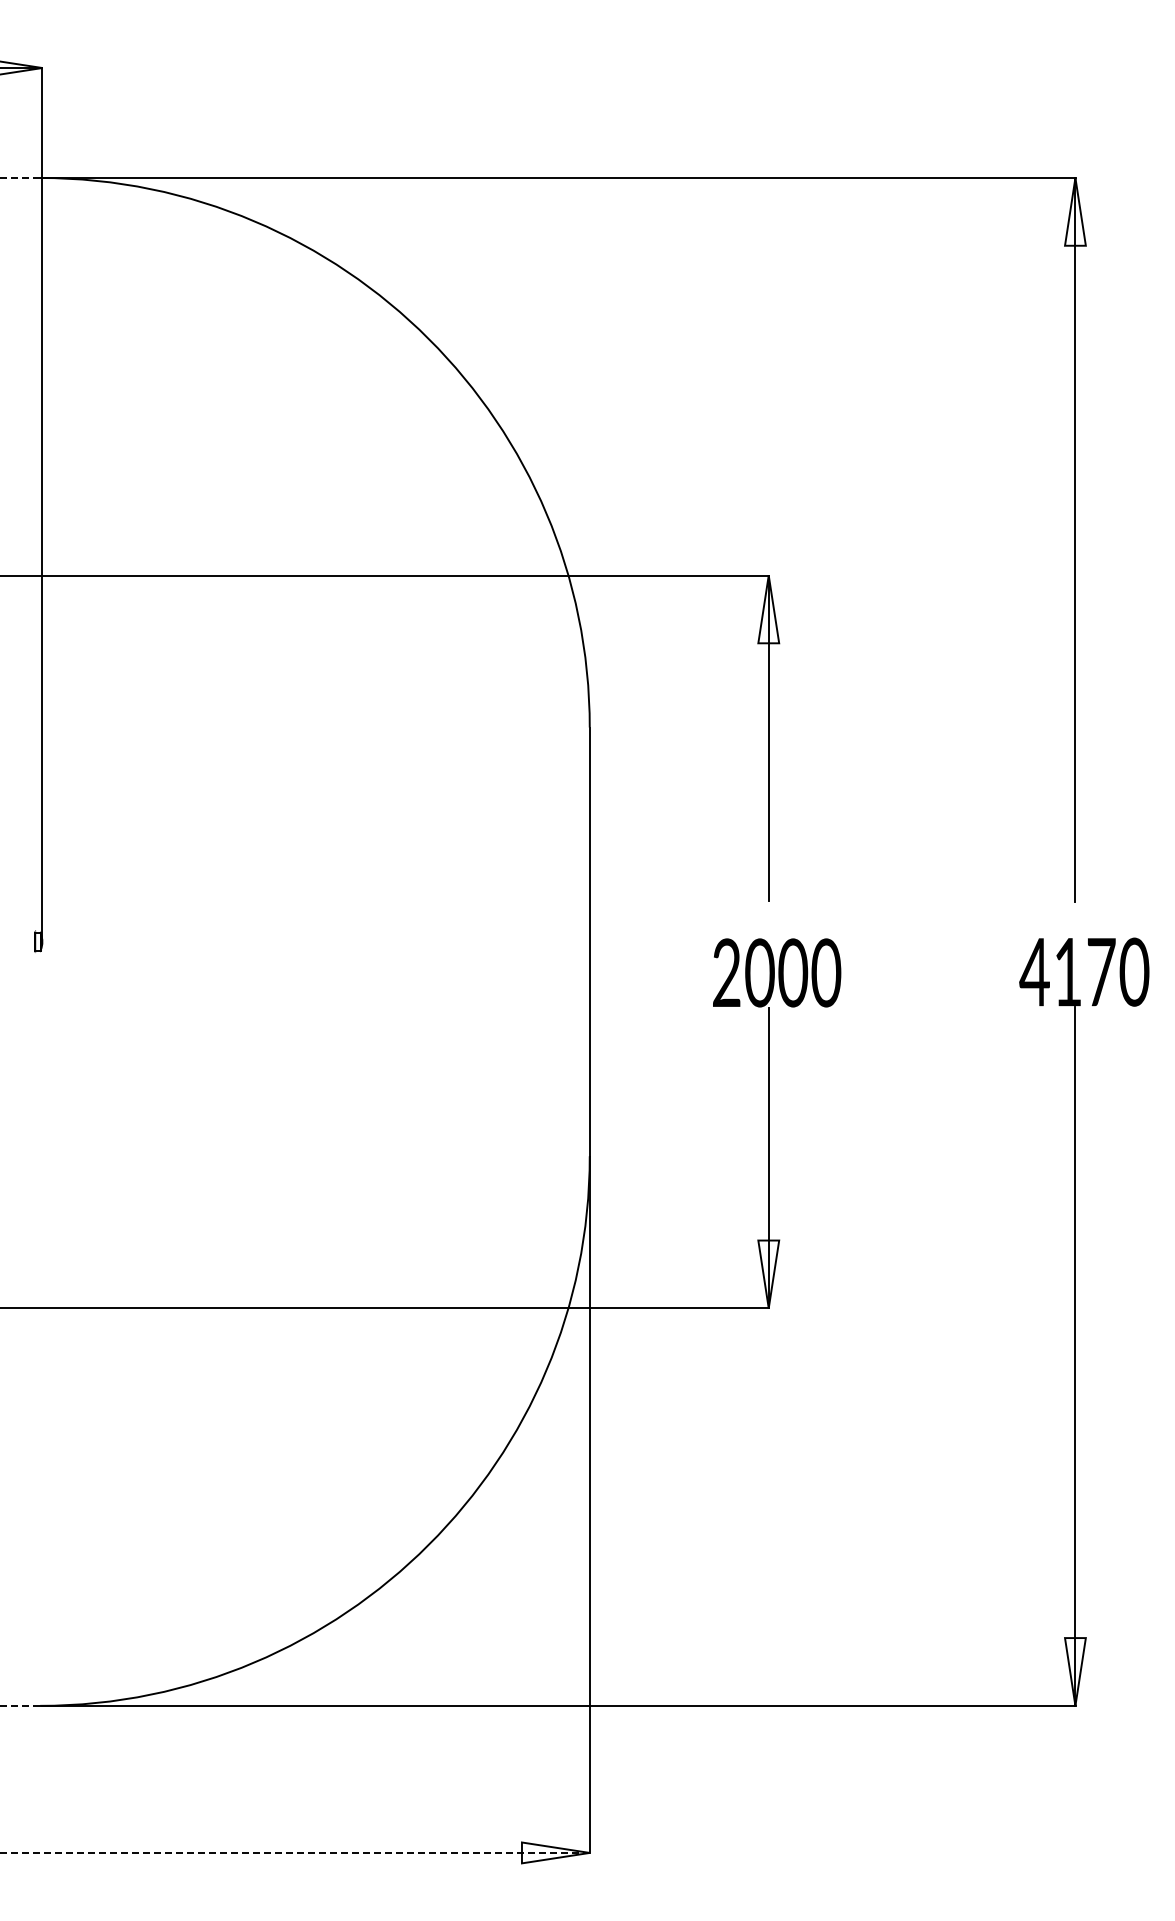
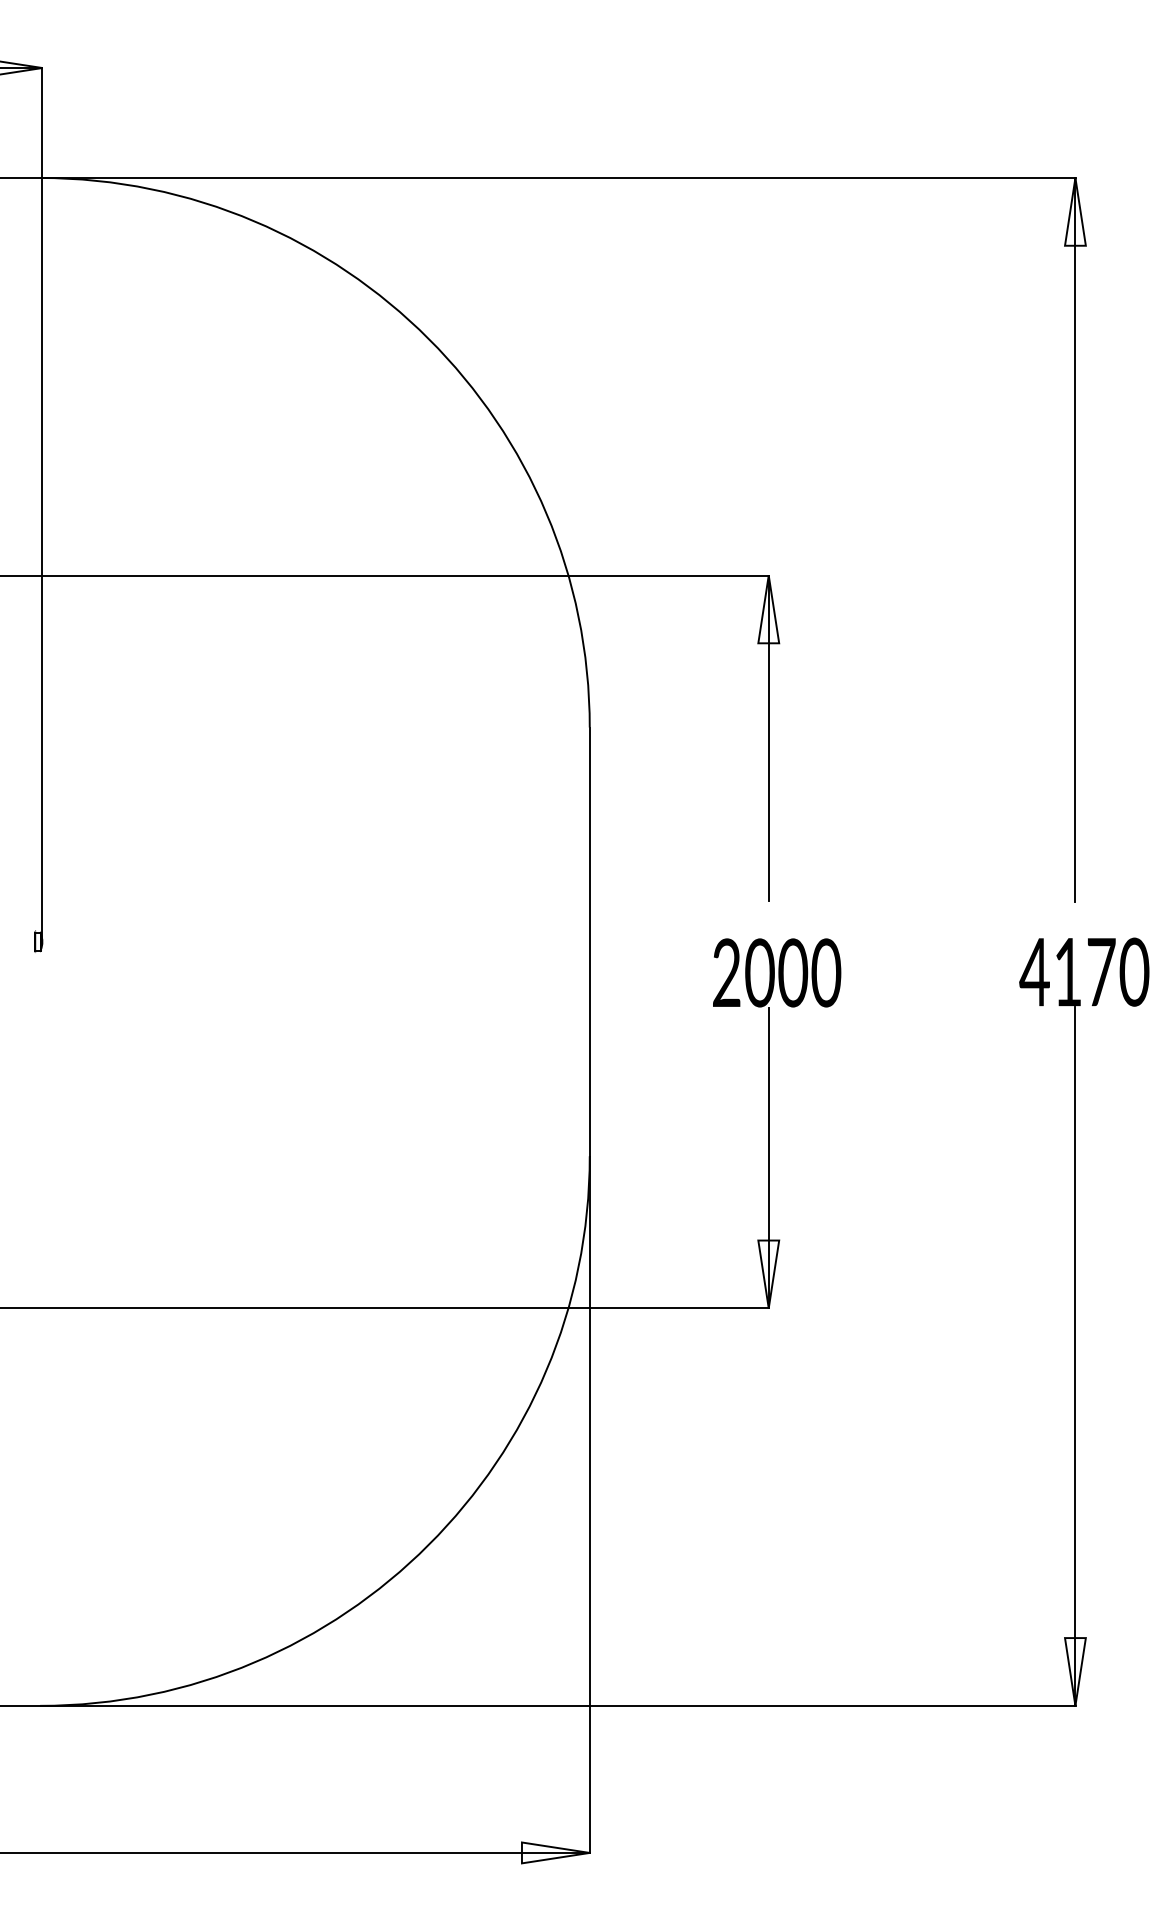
line: dashed -> solid (20, 177)
line: dashed -> solid (20, 1705)
line: dashed -> solid (294, 1852)
